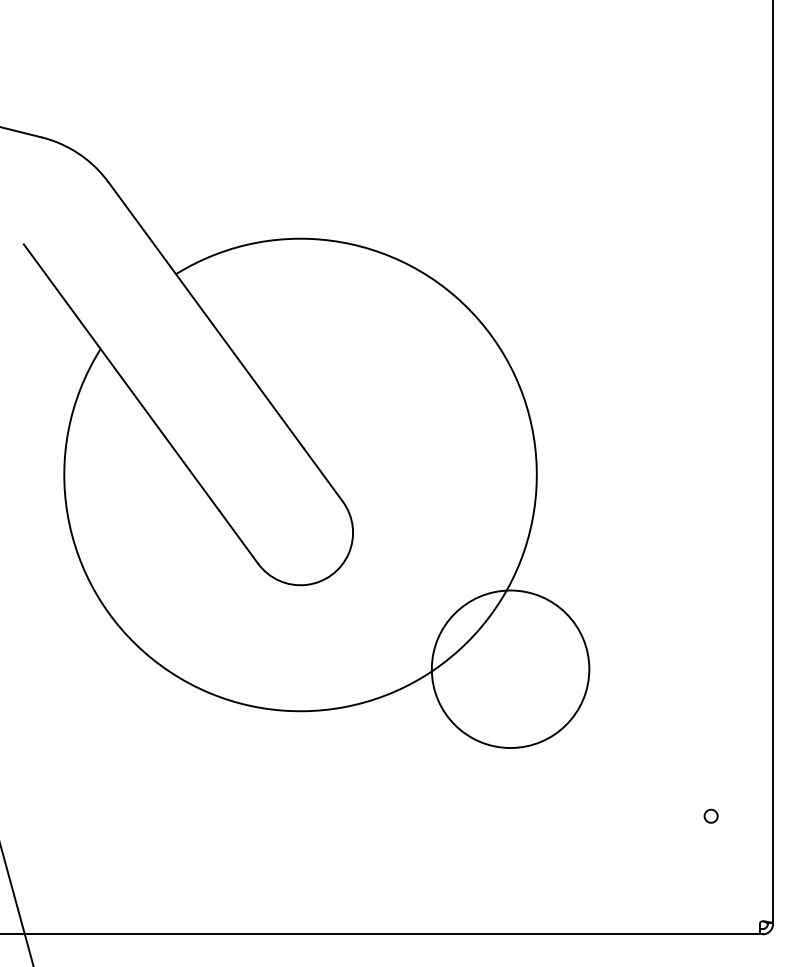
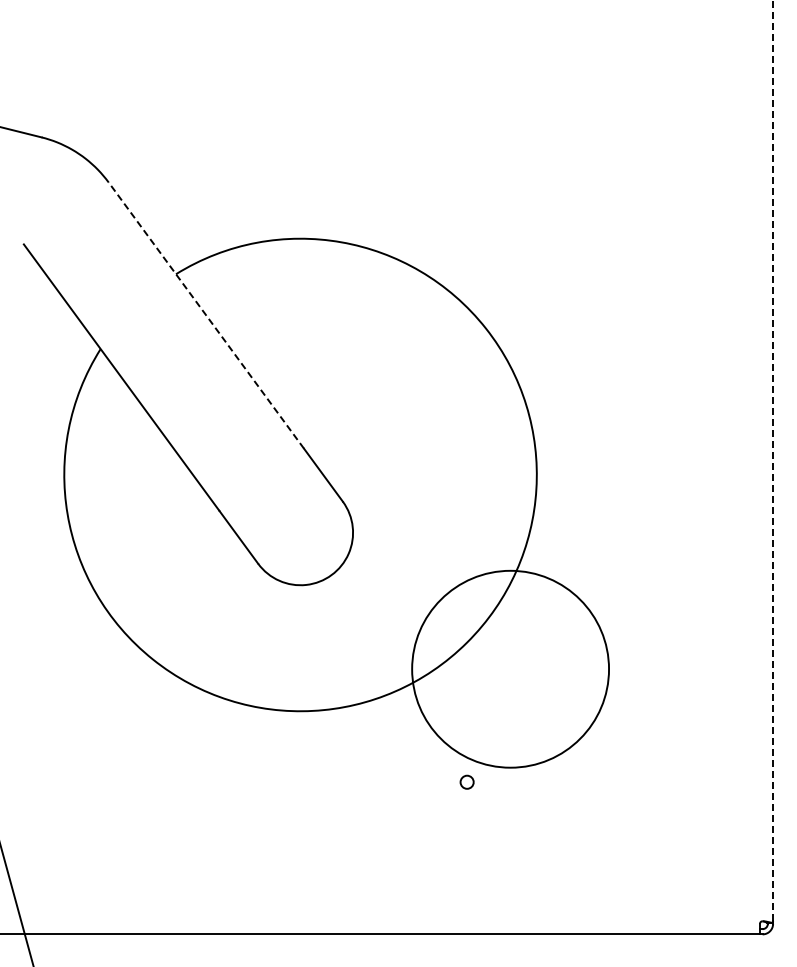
line: solid -> dashed (206, 315)
line: solid -> dashed (773, 460)
circle diameter: 158 px -> 197 px (510, 668)
circle position: (710, 815) -> (466, 781) (466, 781)
